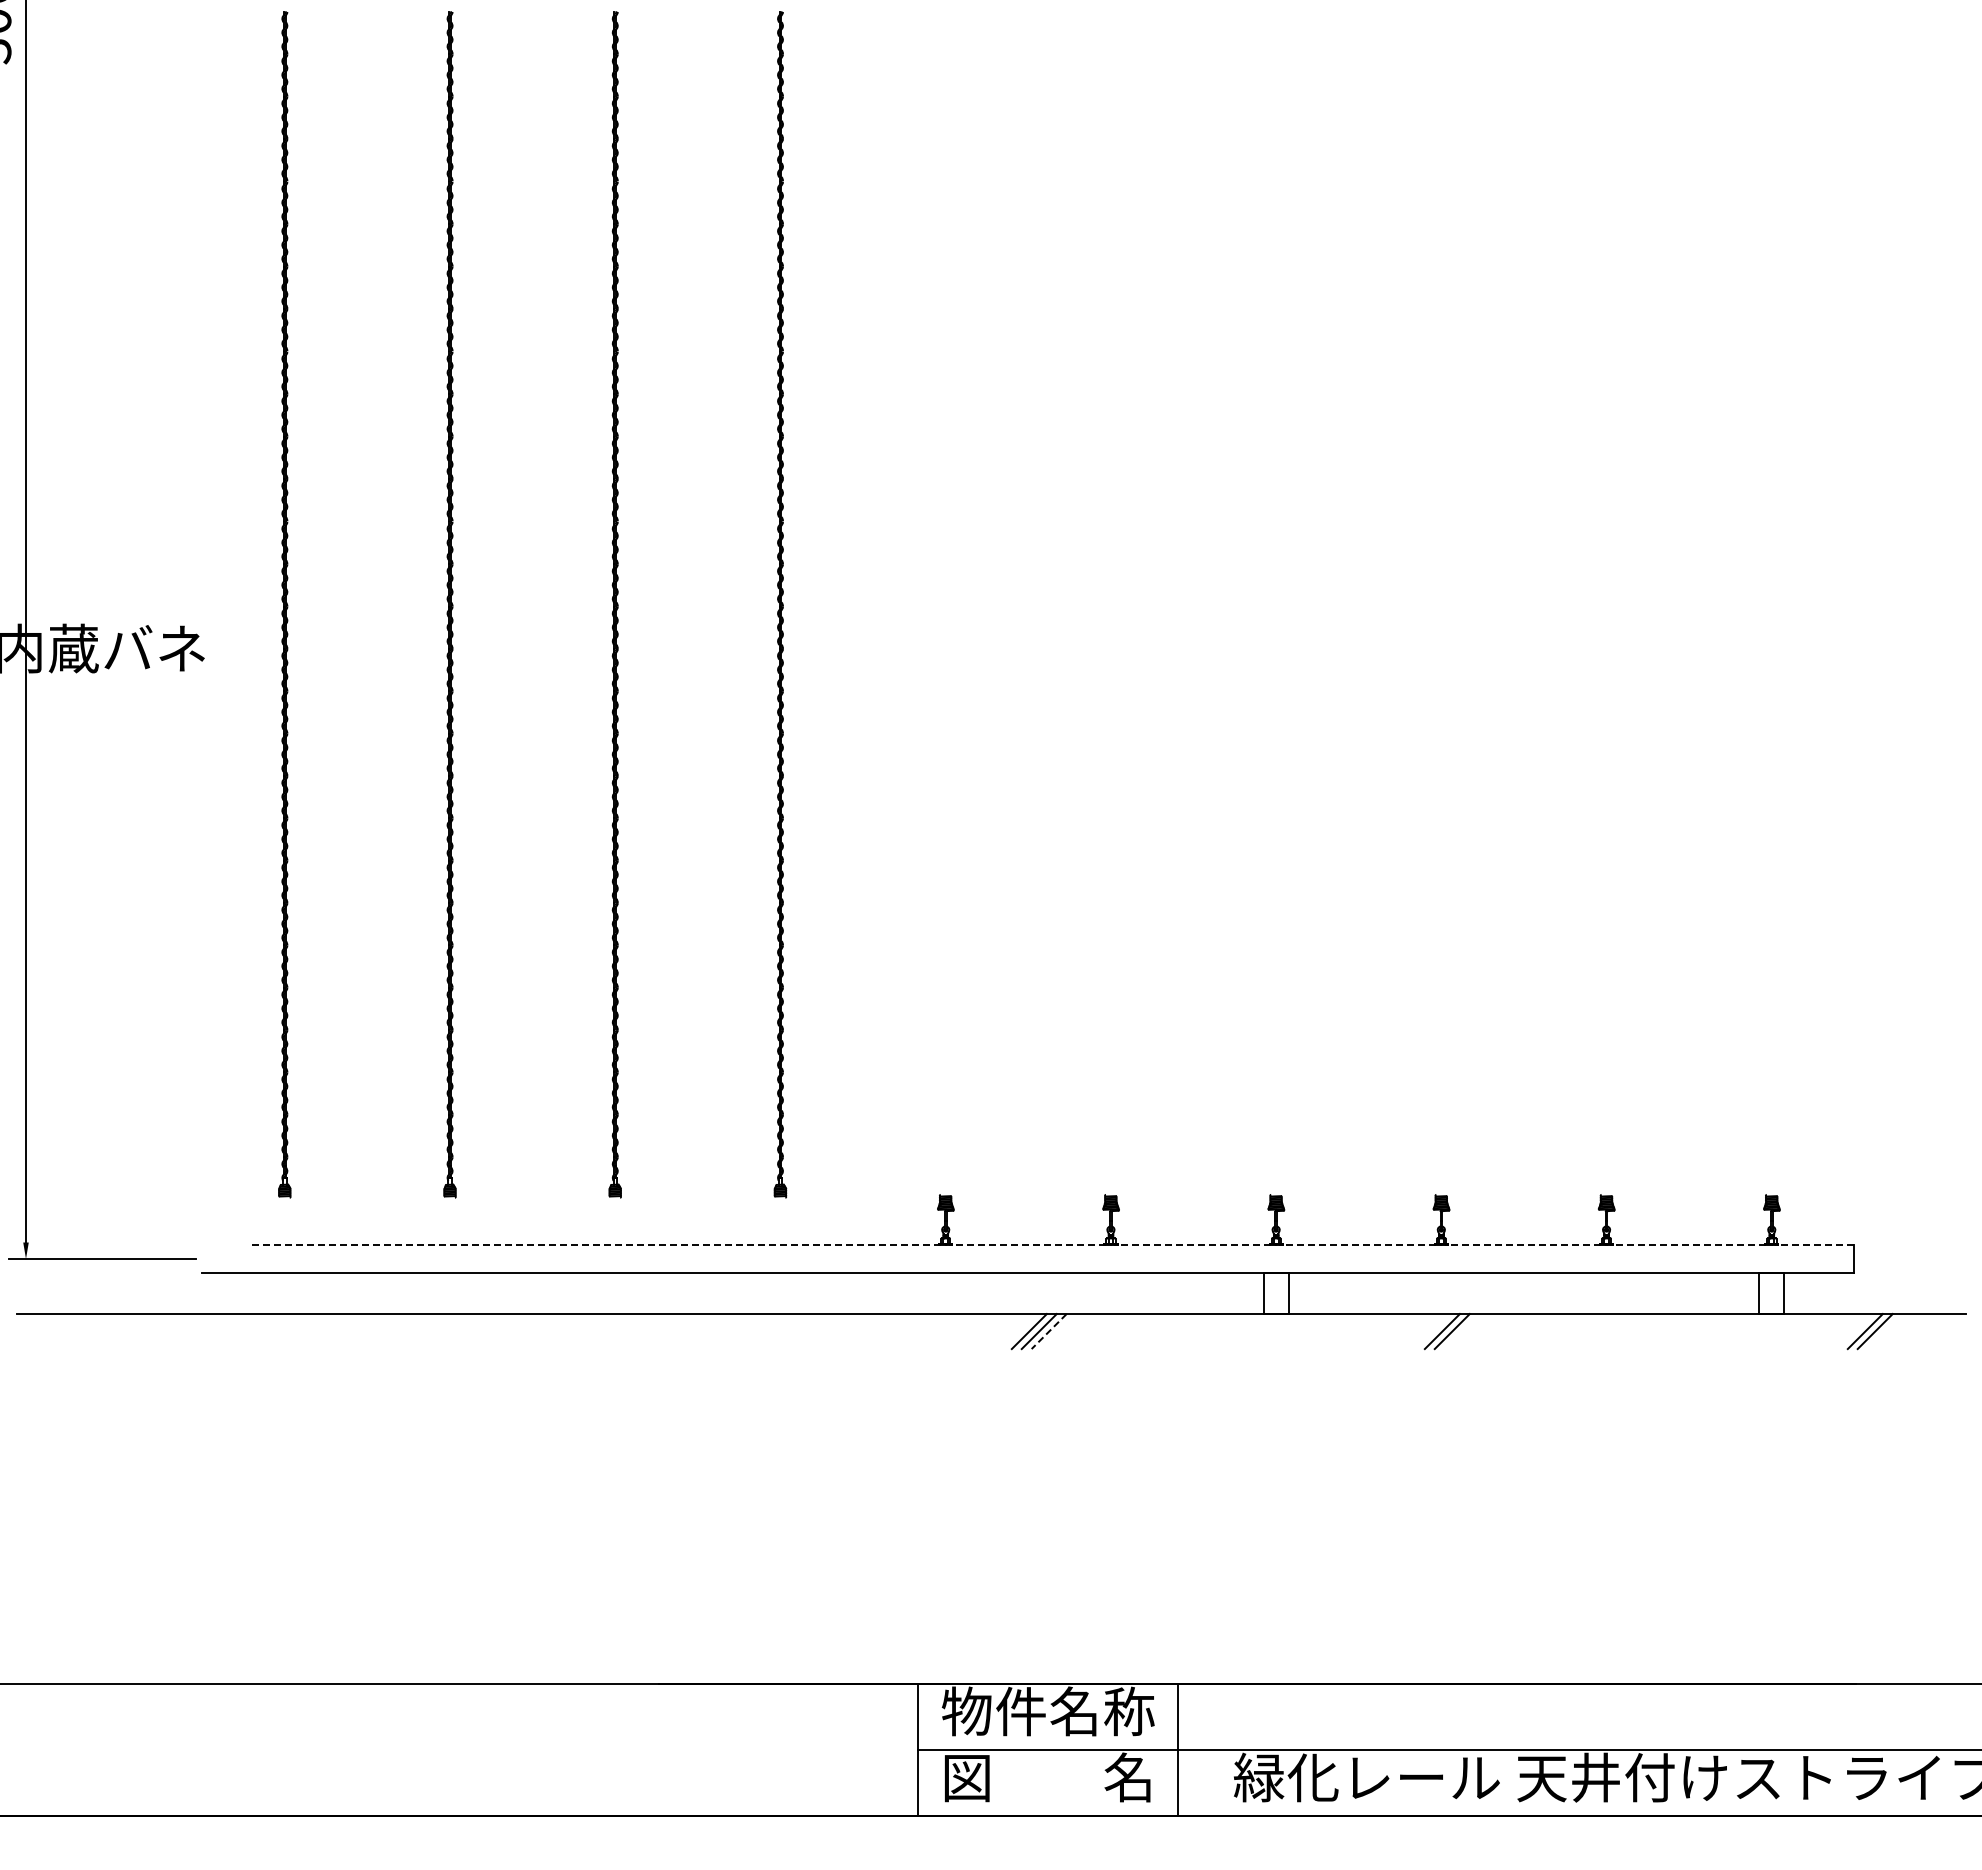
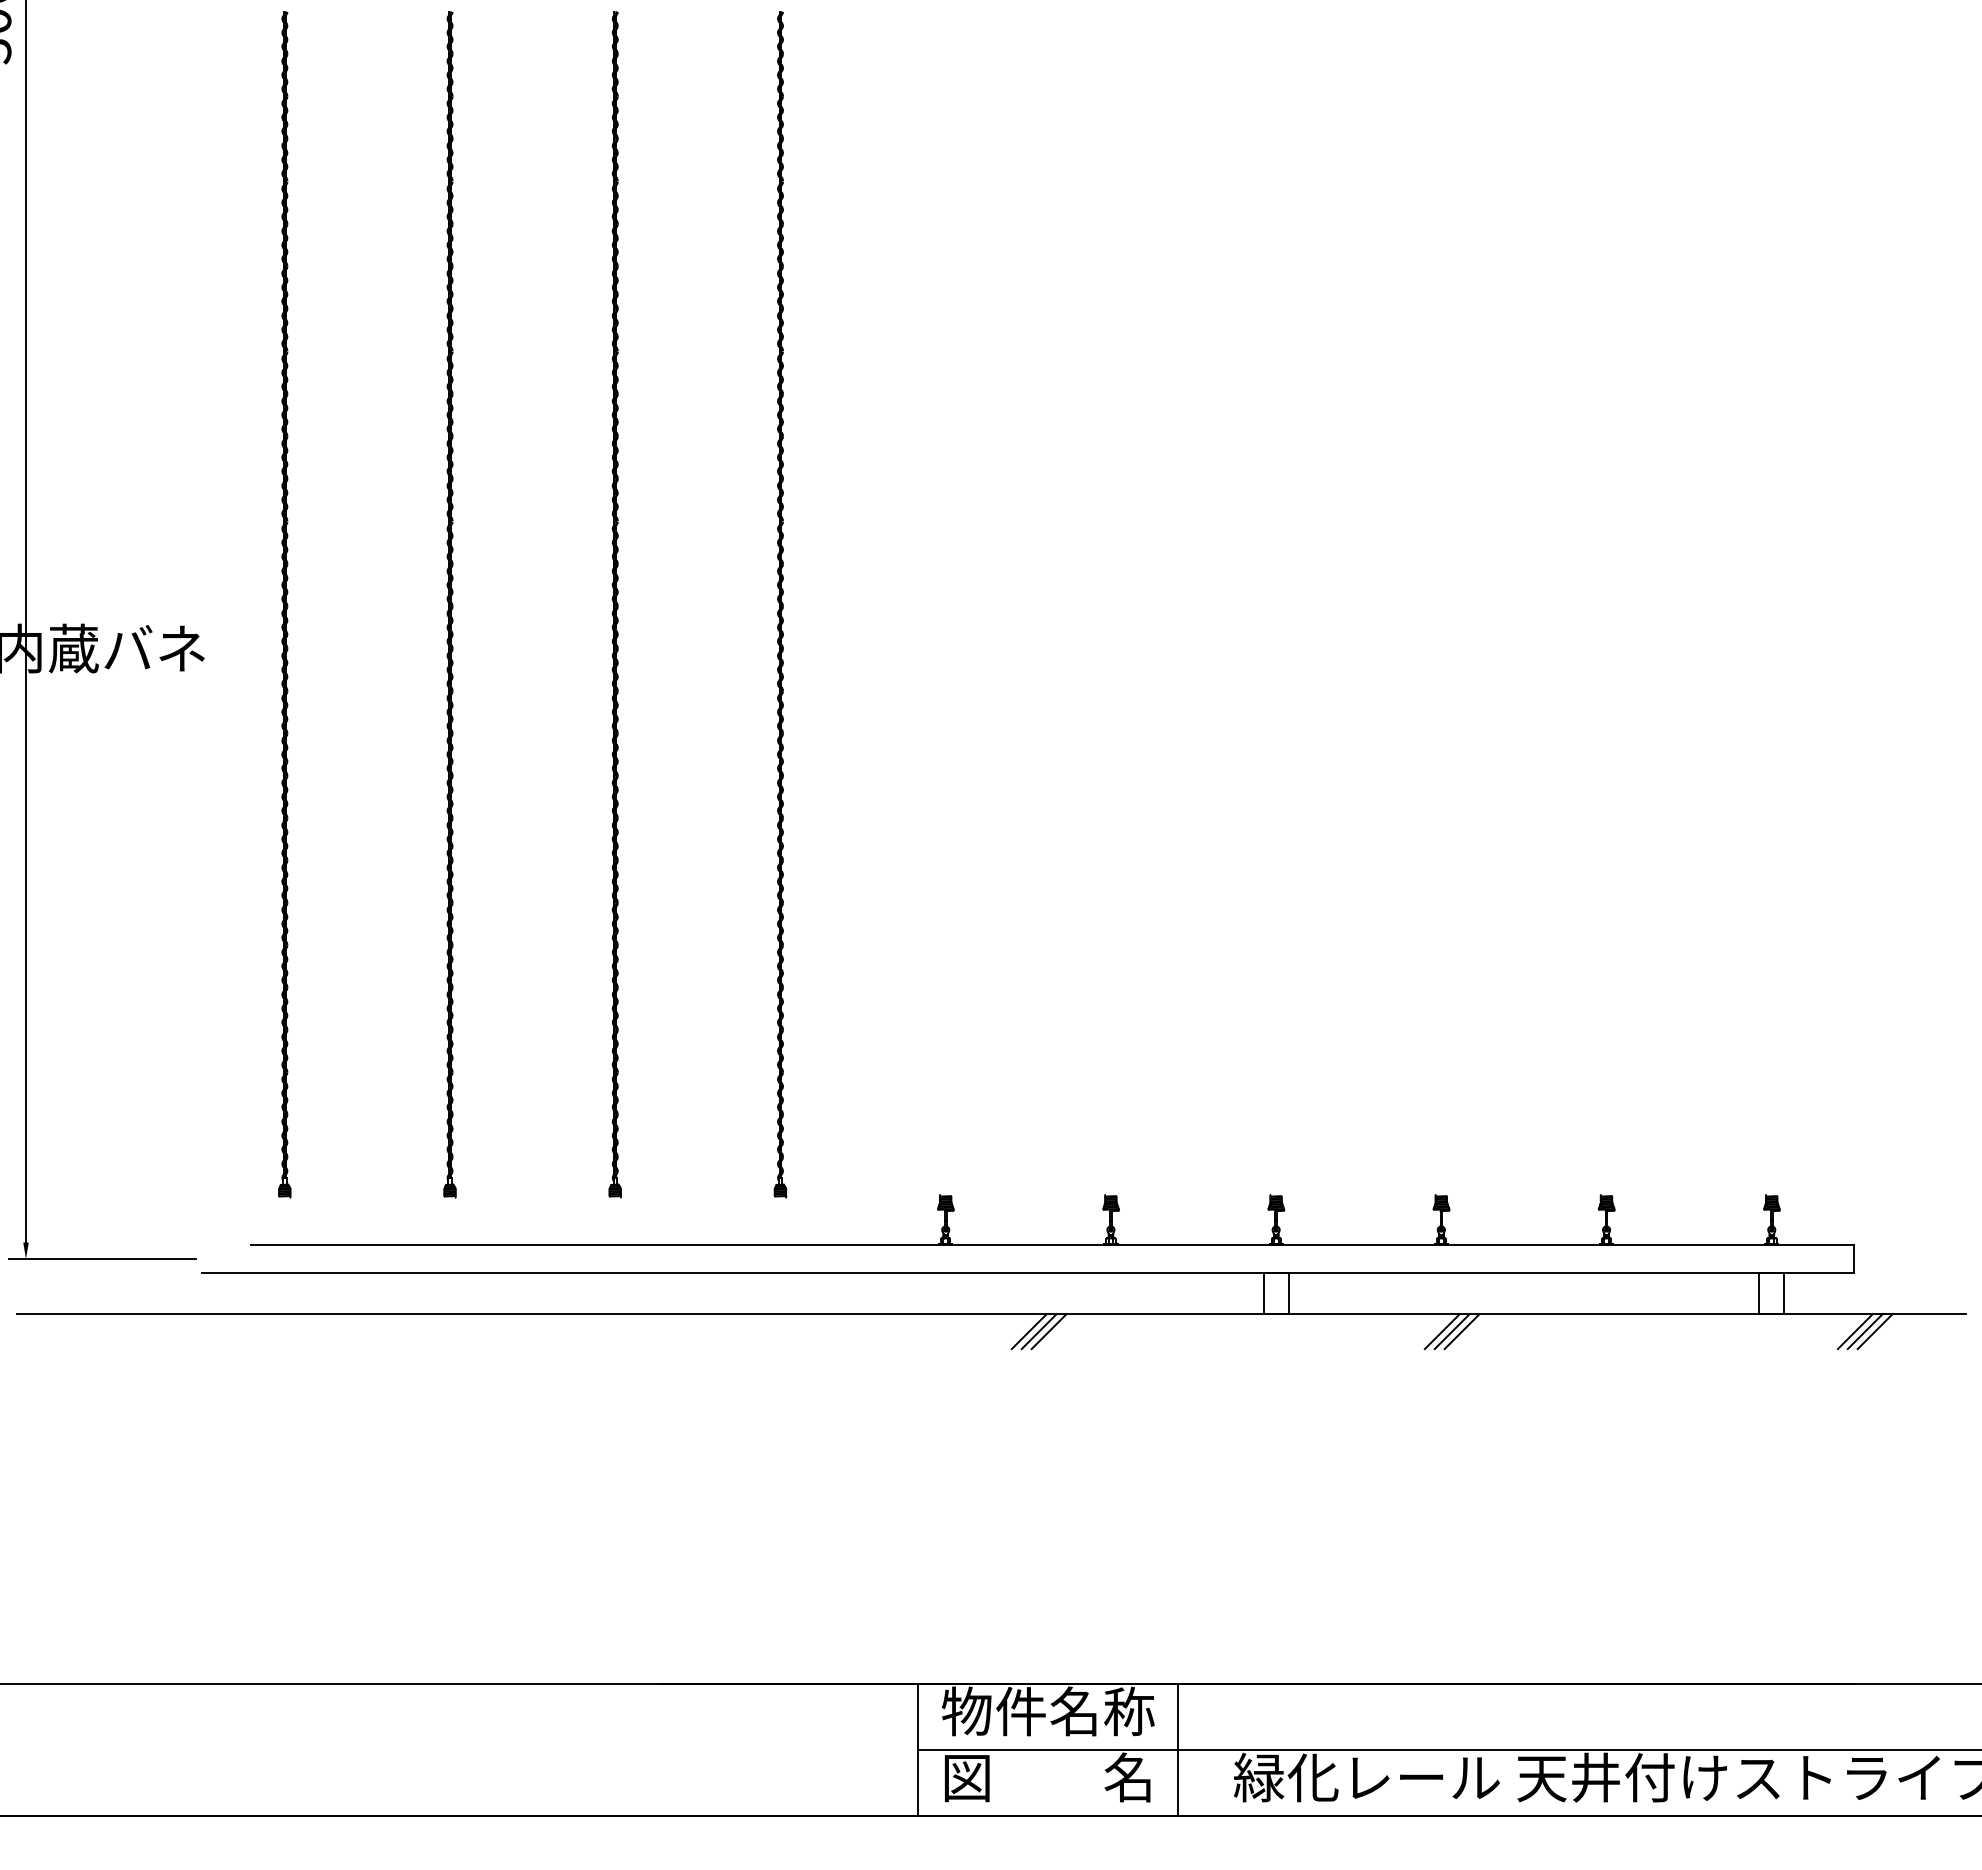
line: dashed -> solid (1052, 1245)
line: dashed -> solid (1049, 1331)
line: none -> present (1461, 1331)
line: none -> present (1854, 1331)
